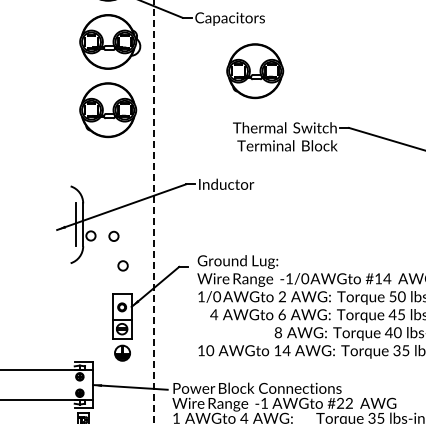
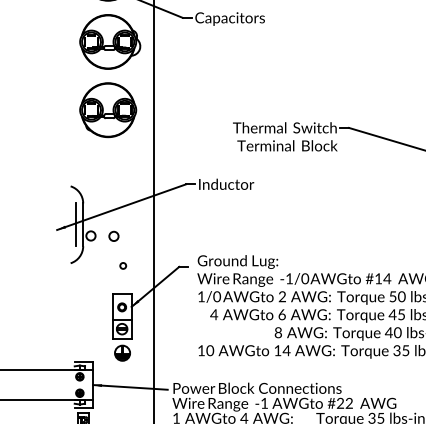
part: present -> none (255, 71)
line: dashed -> solid (153, 212)
circle size: 12x12 px -> 9x8 px (123, 265)
